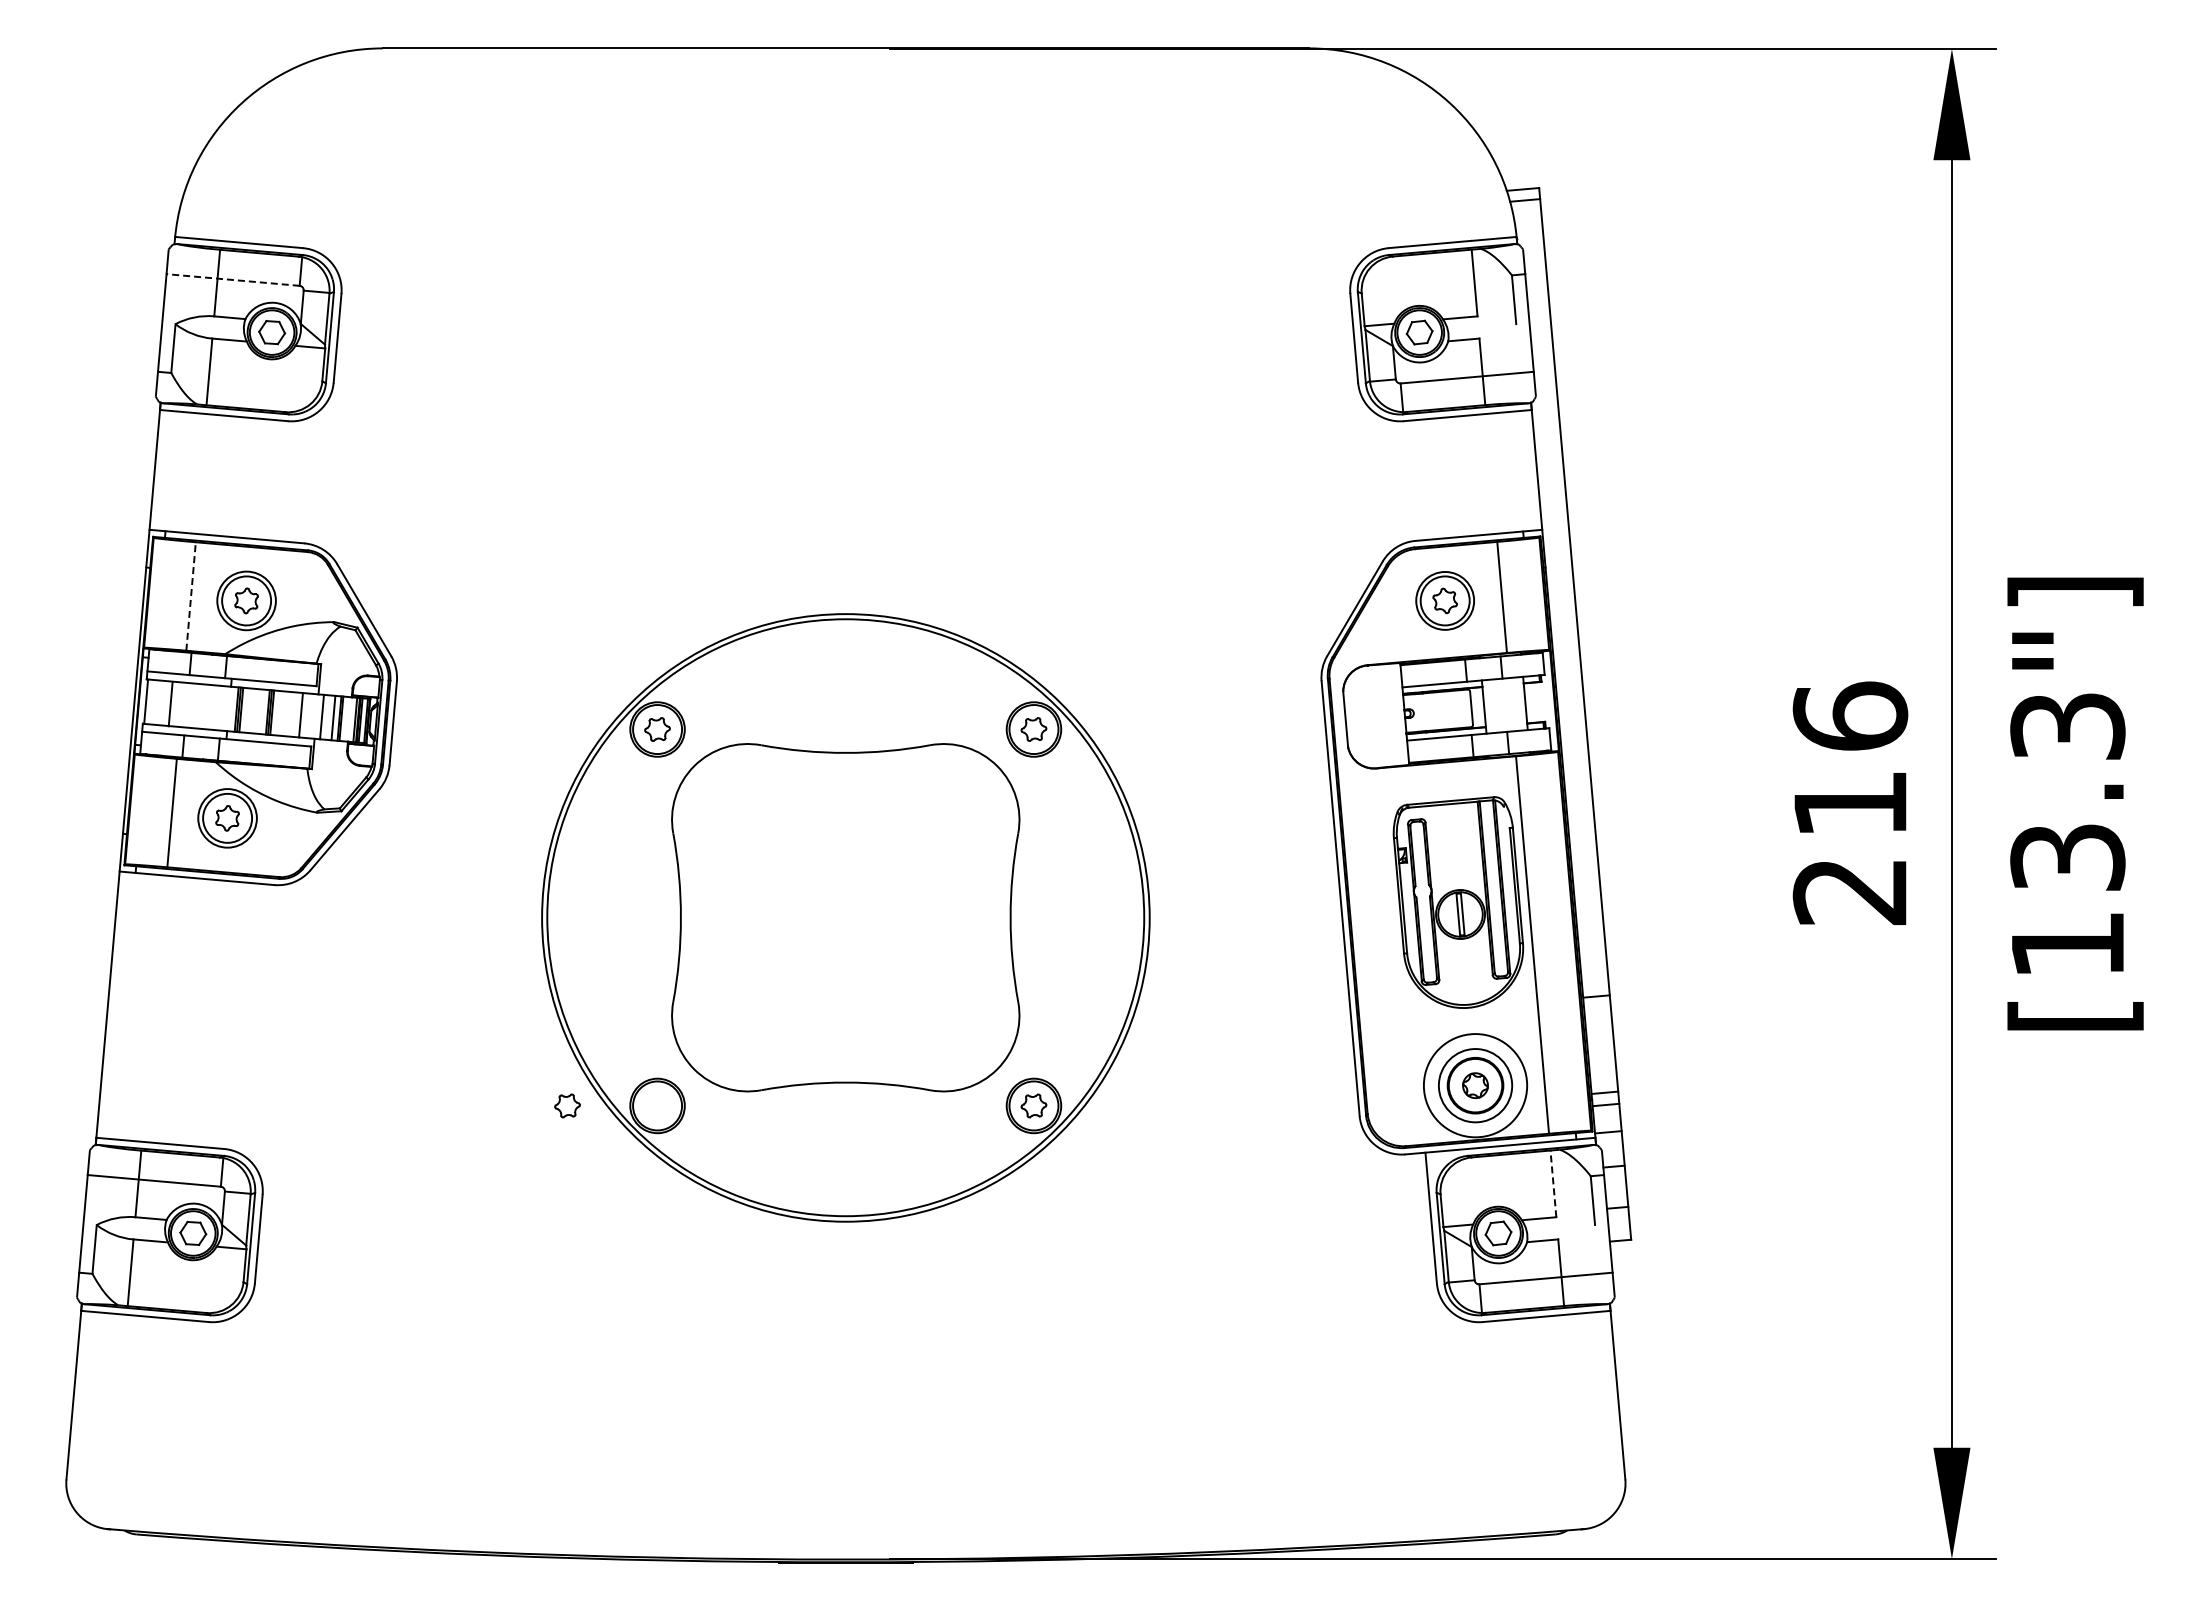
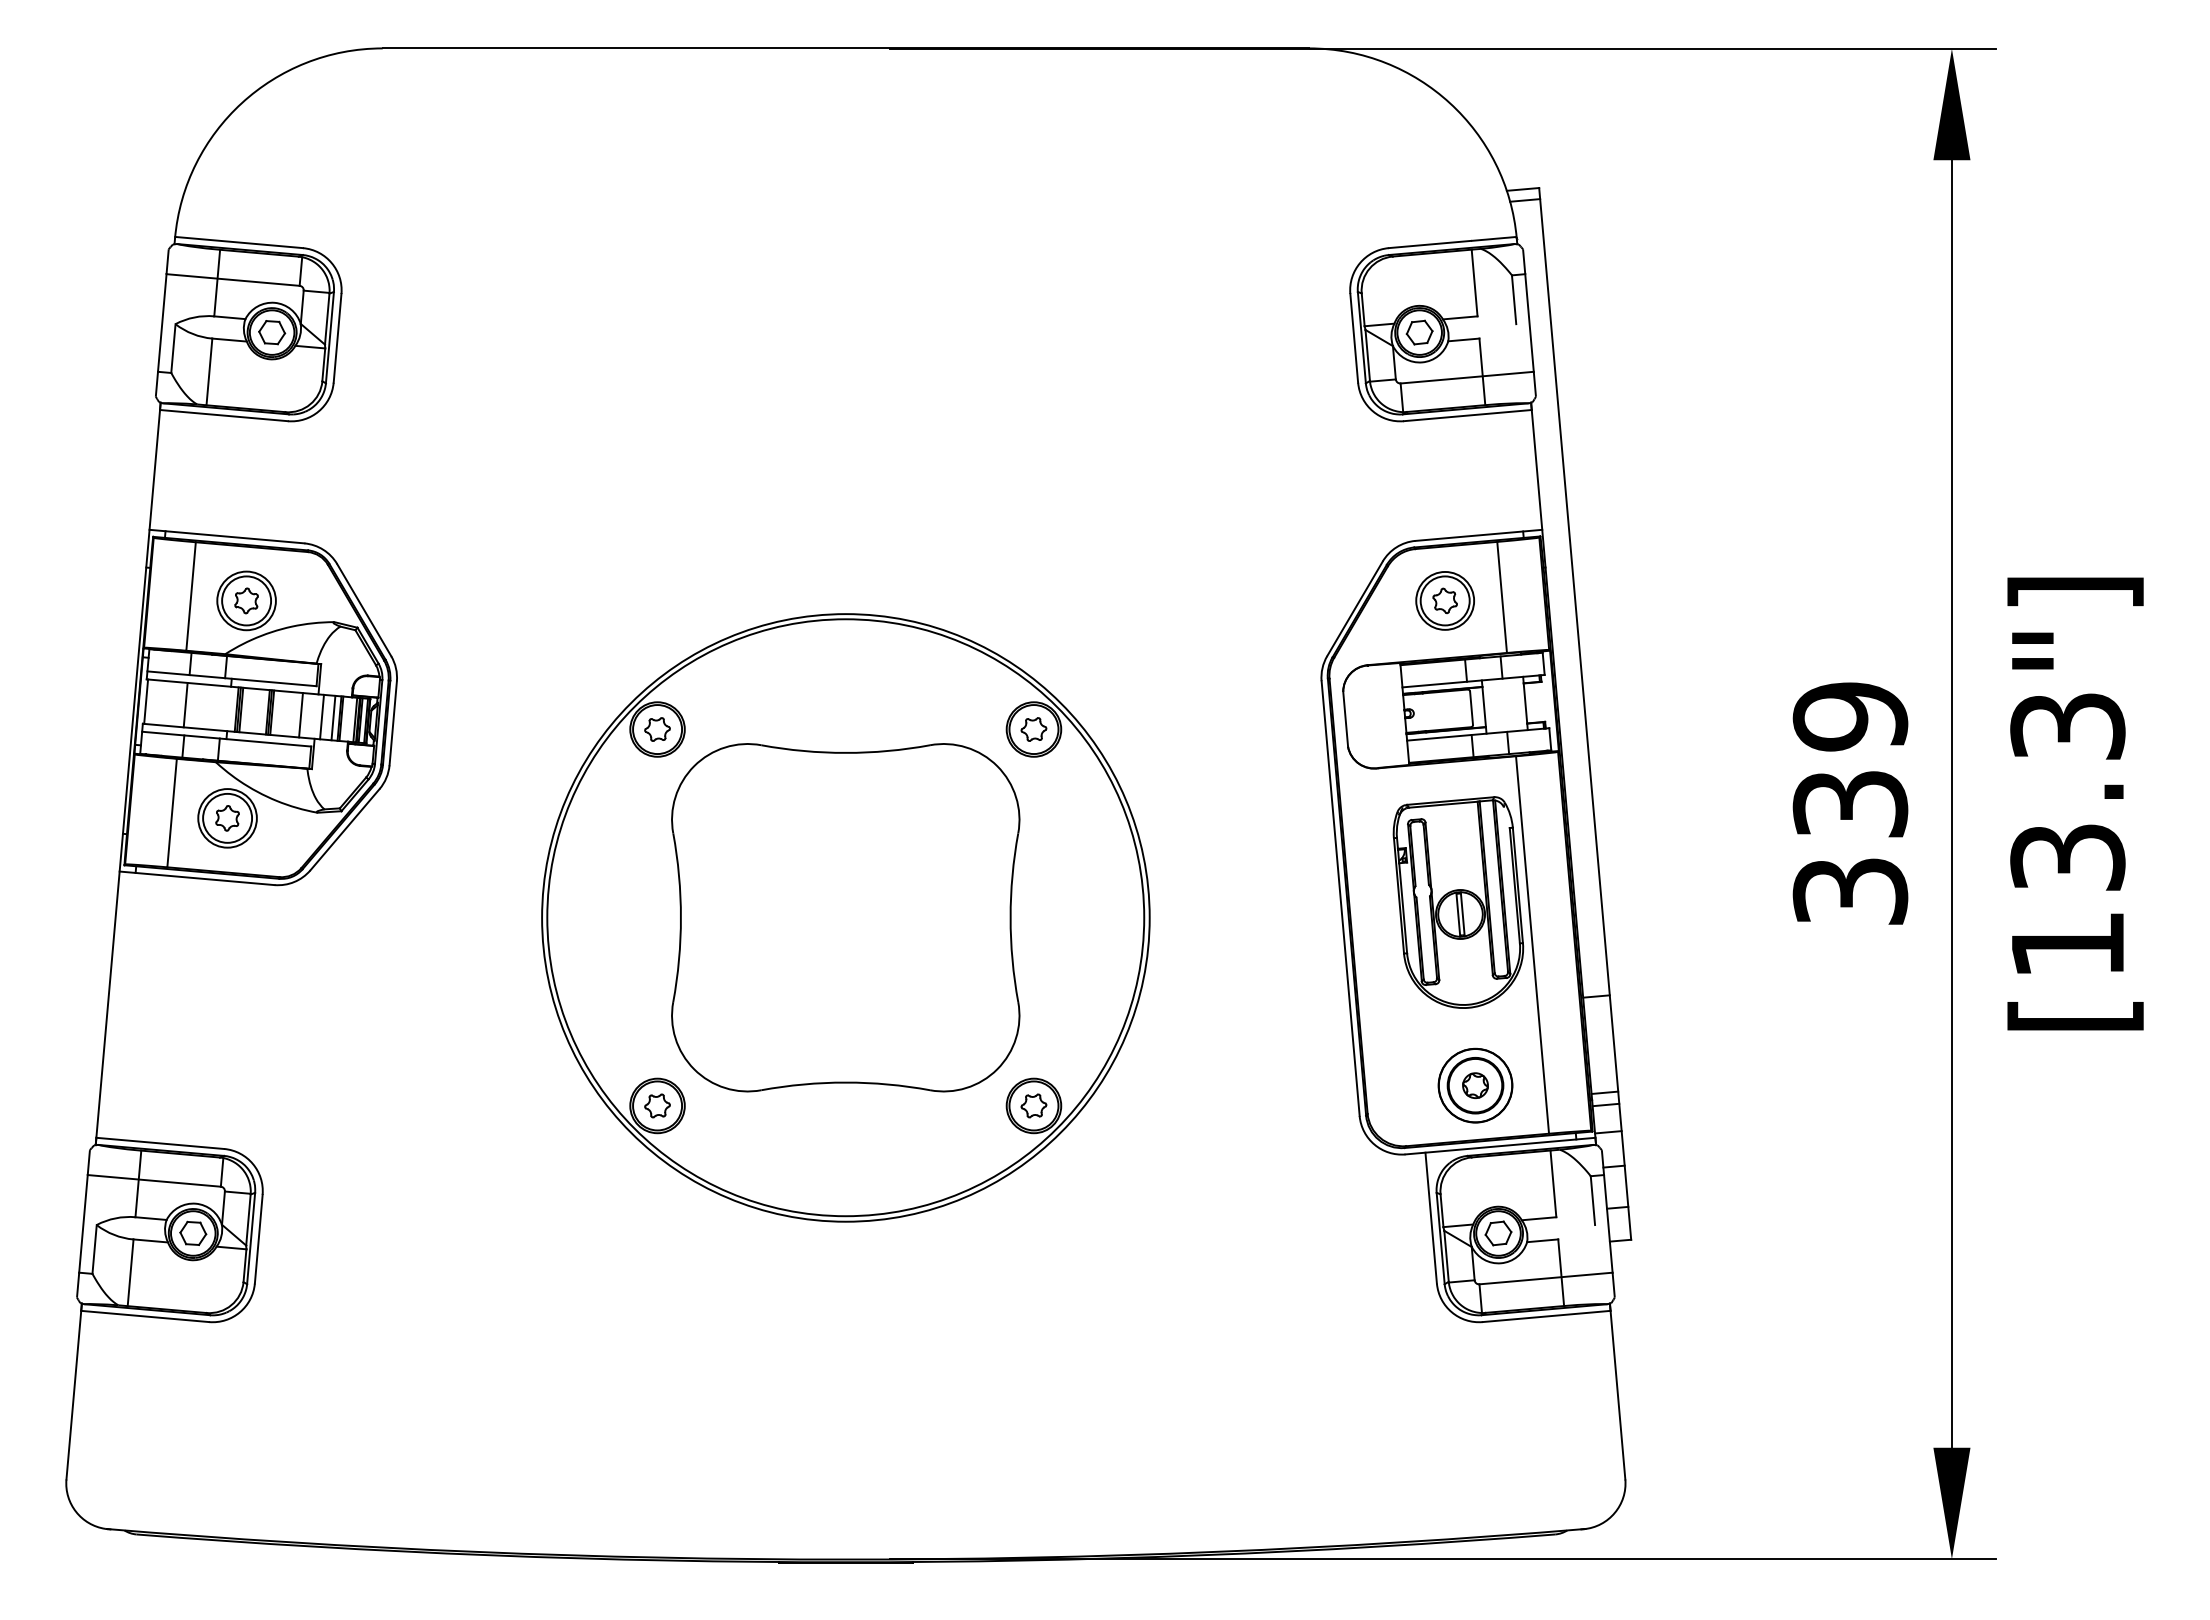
line: dashed -> solid (233, 280)
line: dashed -> solid (191, 596)
line position: (170, 703) -> (185, 704) (185, 704)
text: 216 -> 339 (1850, 802)
circle diameter: 103 px -> 74 px (1475, 1085)
part position: (567, 1105) -> (657, 1105) (657, 1105)
line: dashed -> solid (1553, 1183)
